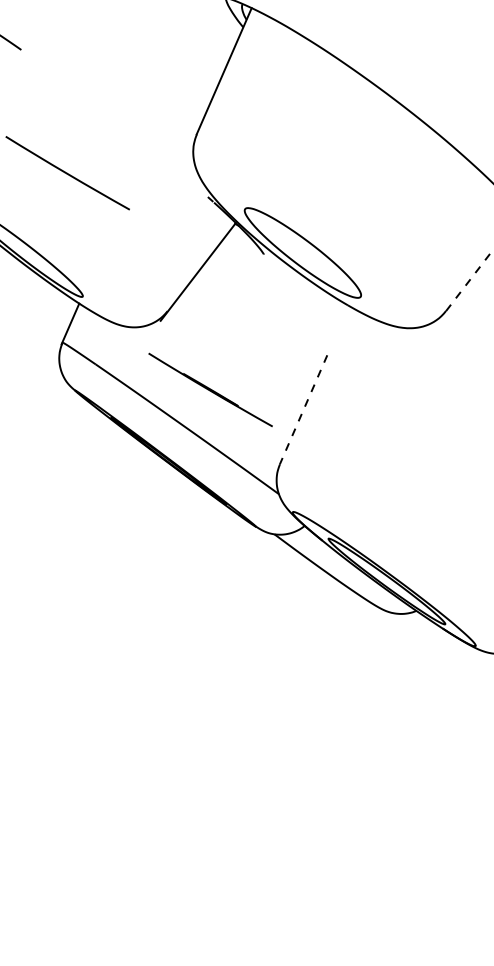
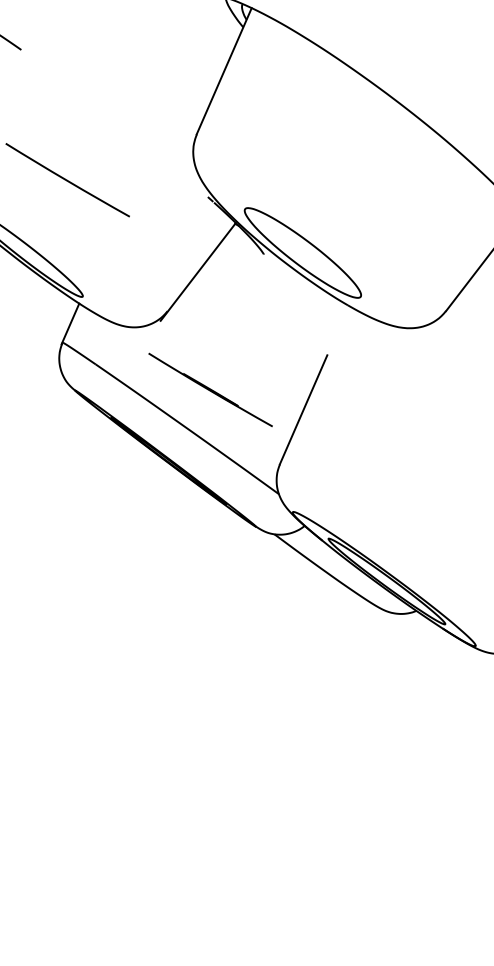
line position: (67, 173) -> (67, 180) (67, 180)
line: dashed -> solid (469, 280)
line: dashed -> solid (303, 410)
